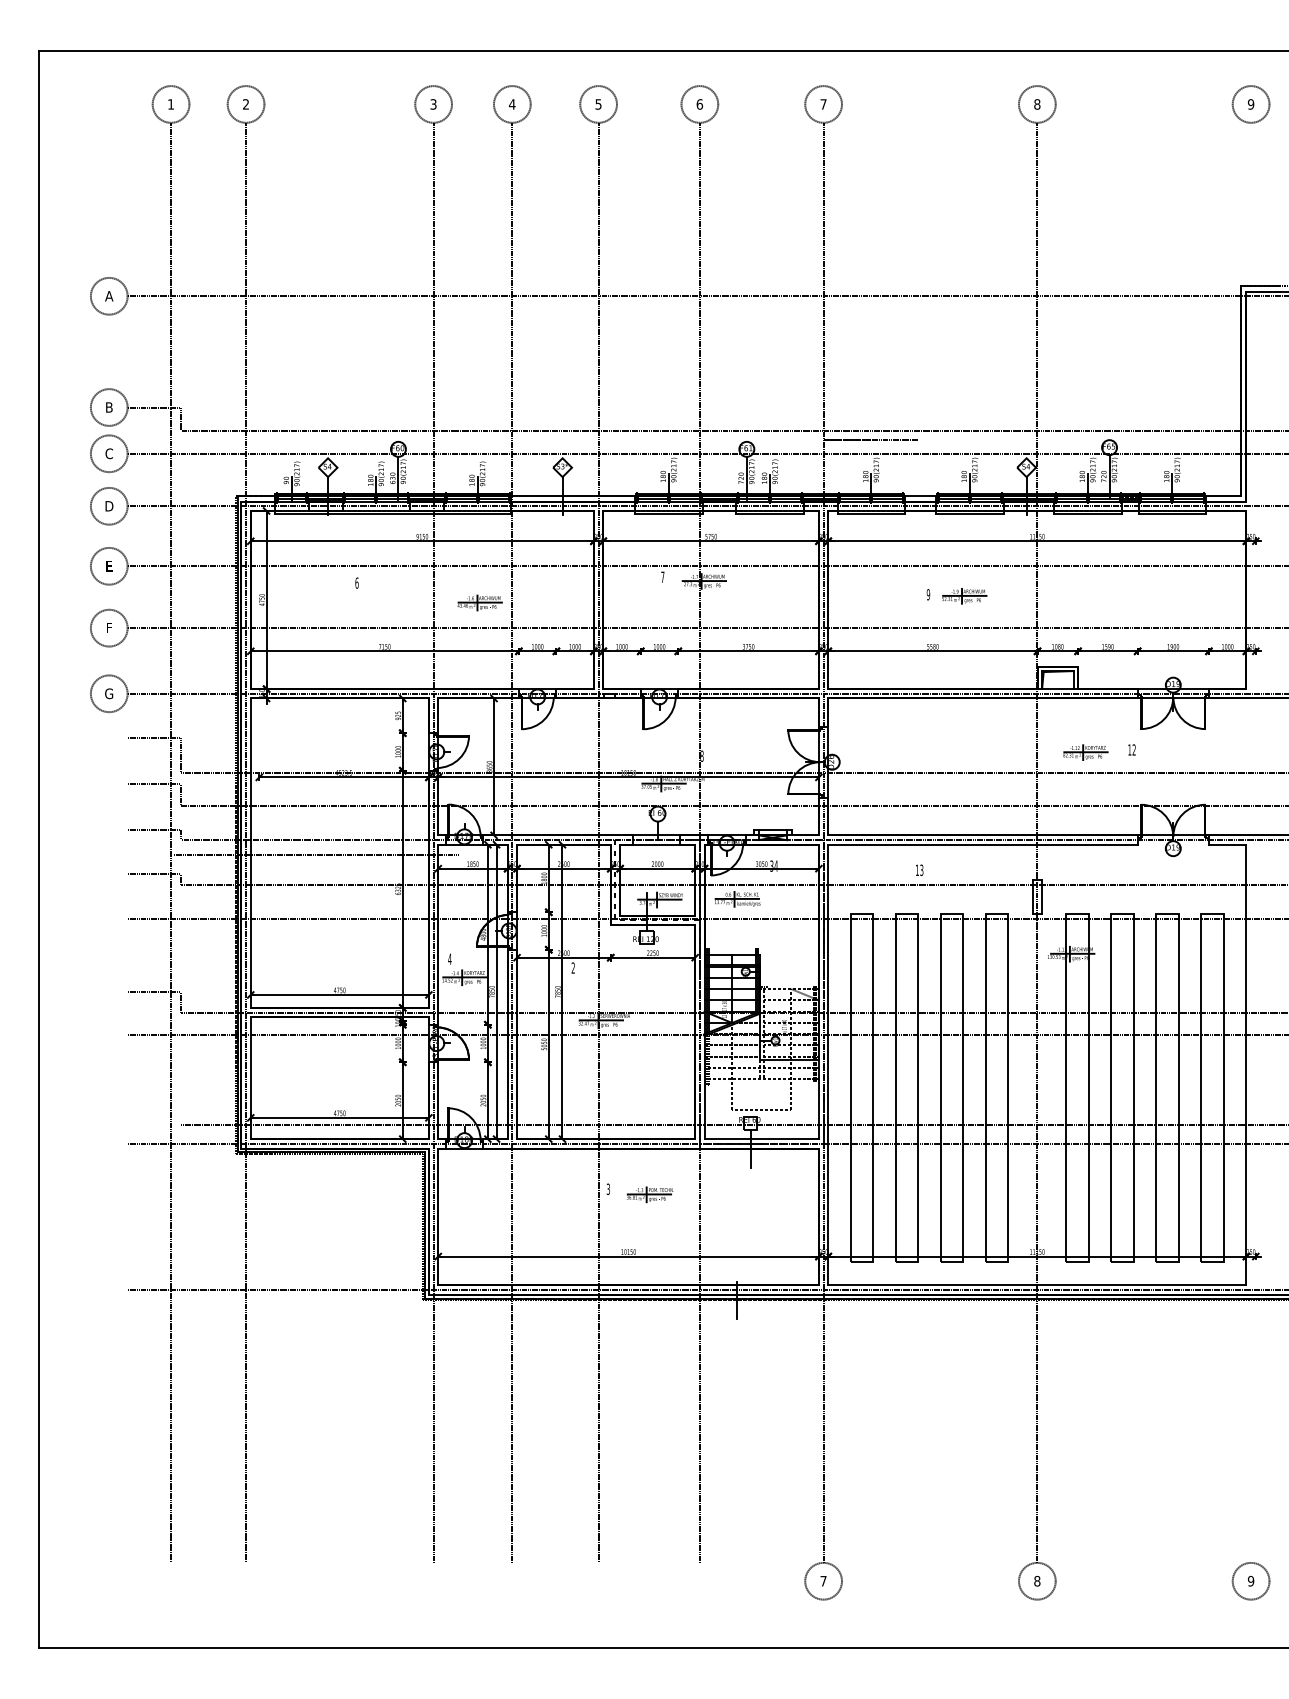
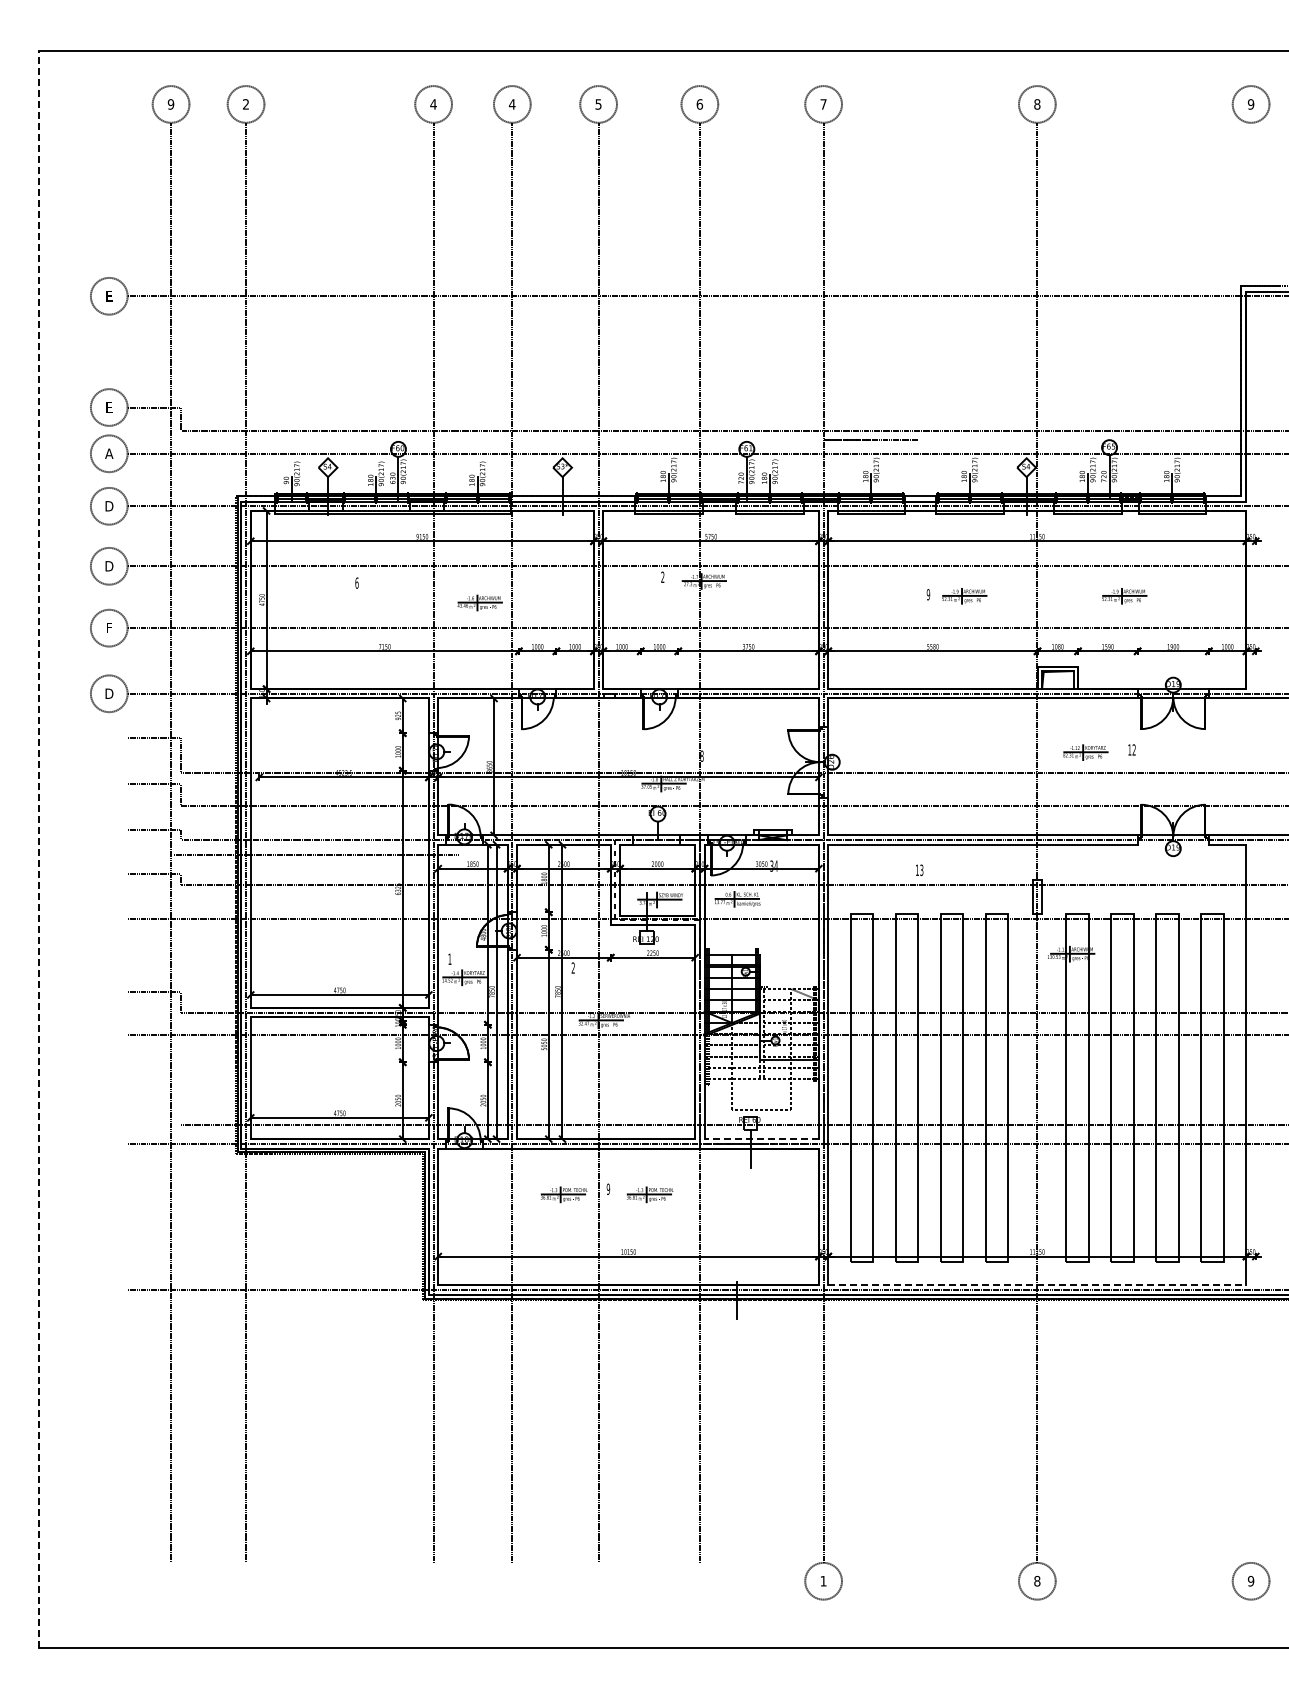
text: 1 -> 9 (170, 104)
text: 3 -> 4 (433, 104)
text: A -> E (109, 296)
text: B -> E (109, 407)
text: C -> A (109, 453)
text: E -> D (109, 566)
text: 7 -> 2 (662, 576)
part: none -> present (1124, 596)
text: G -> D (109, 693)
line: solid -> dashed (38, 849)
text: 4 -> 1 (449, 958)
line: solid -> dashed (761, 1139)
text: 3 -> 9 (608, 1188)
part: none -> present (563, 1194)
line: solid -> dashed (1037, 1285)
text: 7 -> 1 (823, 1581)
